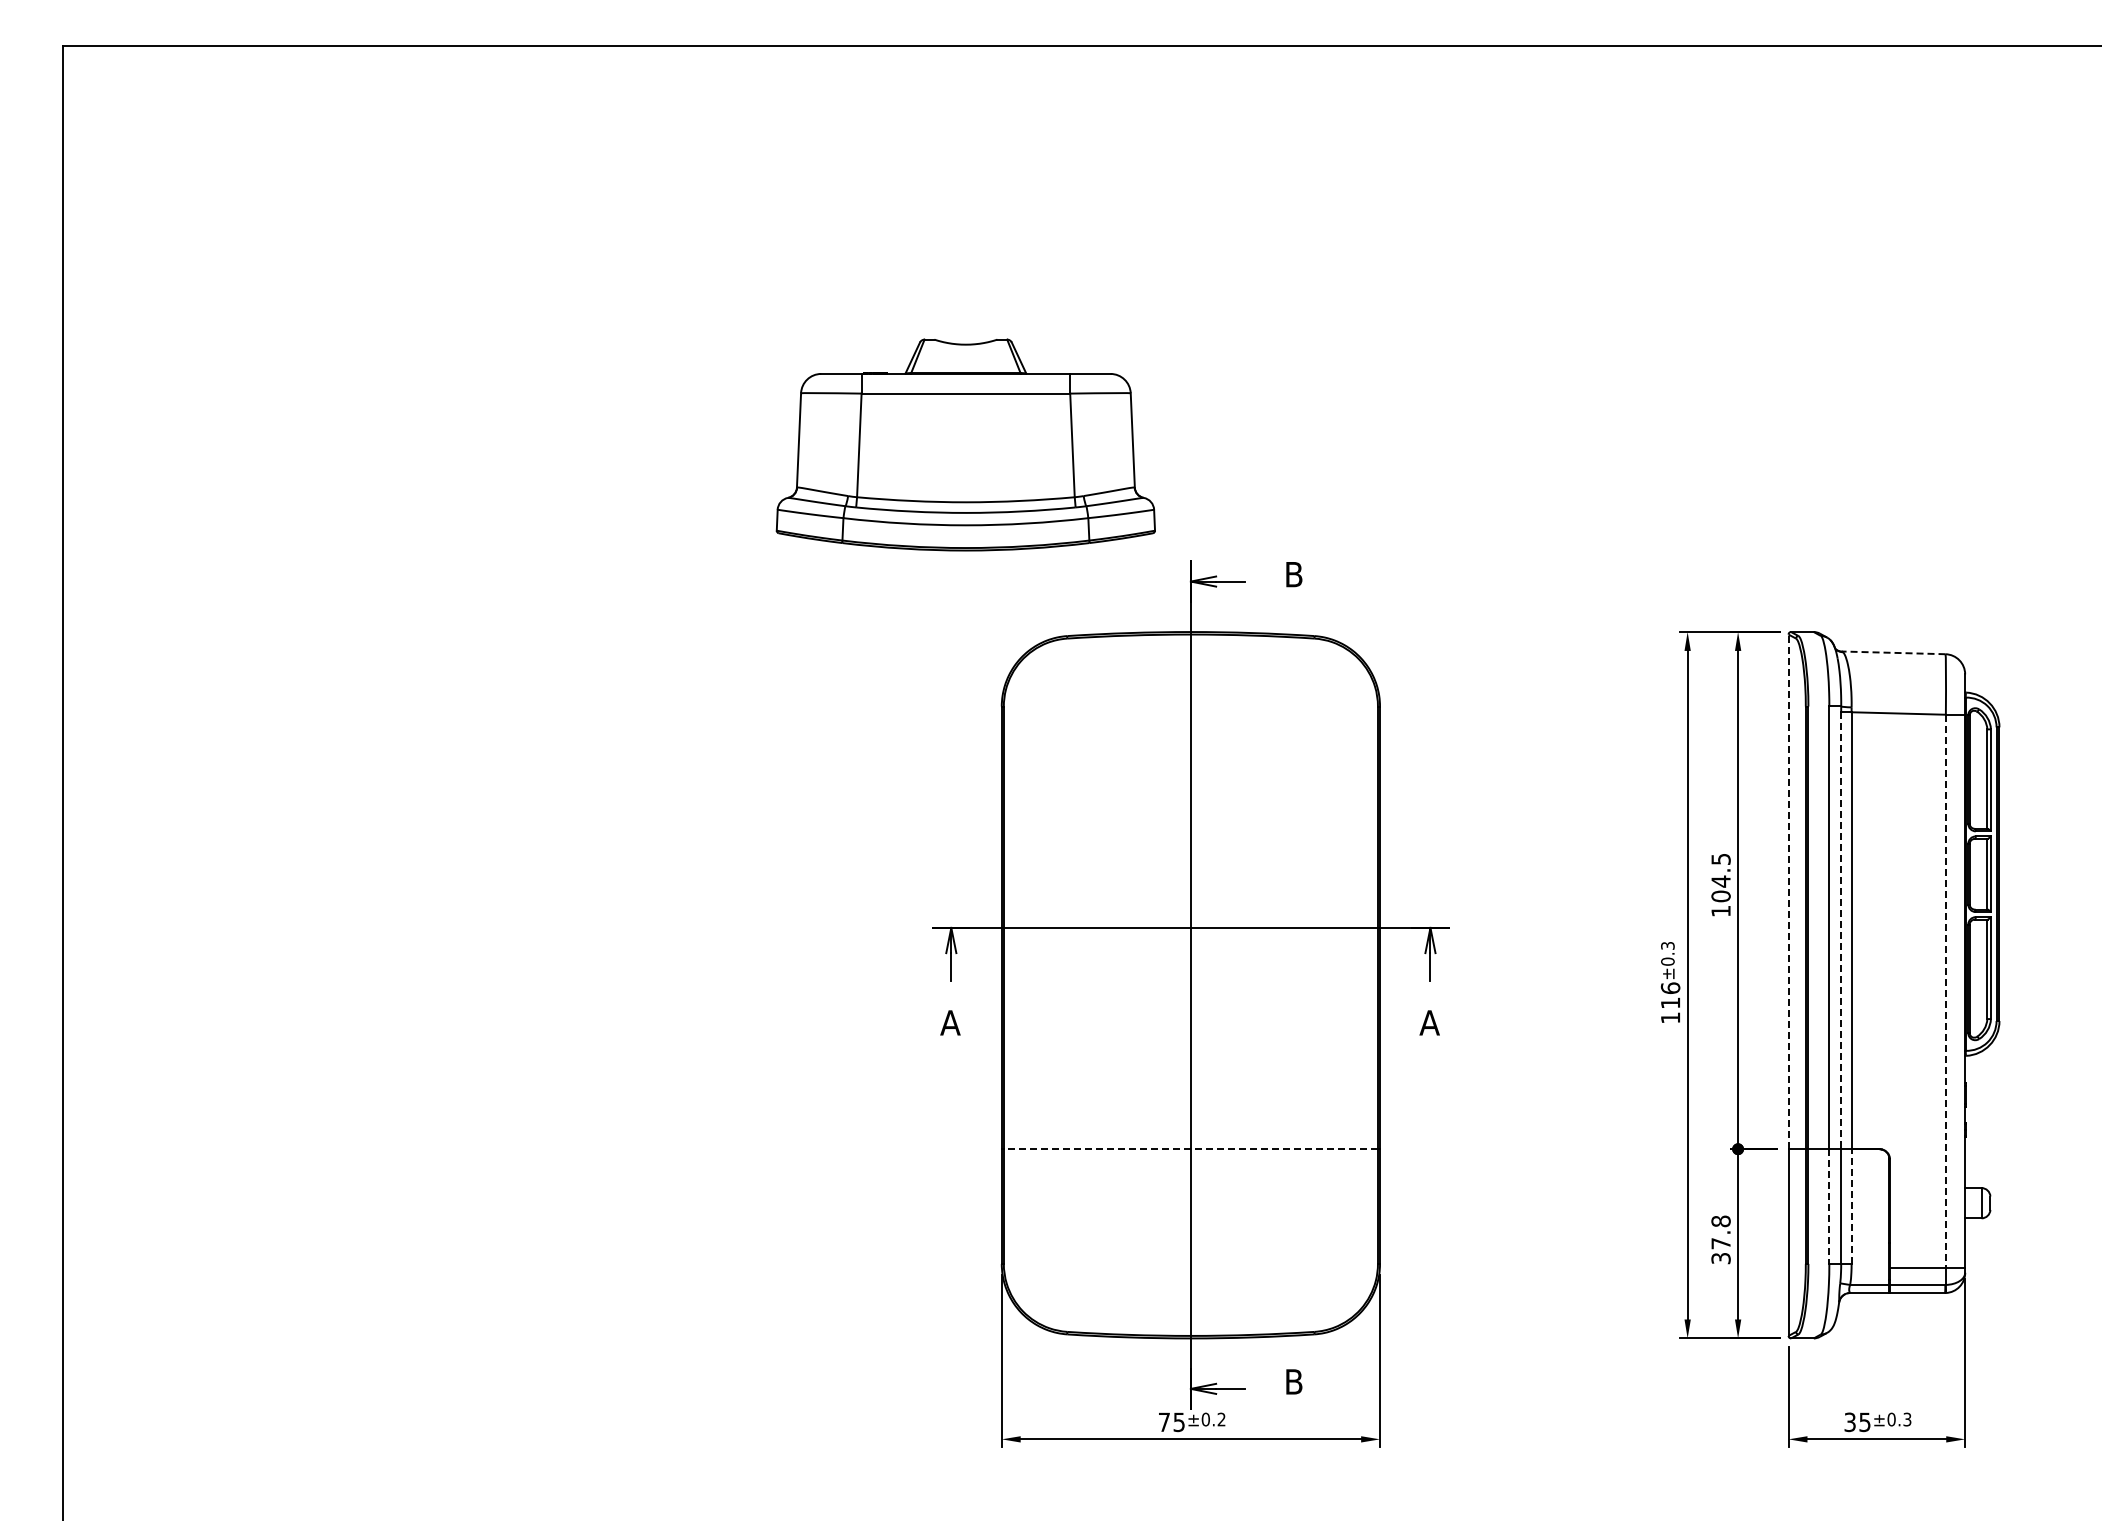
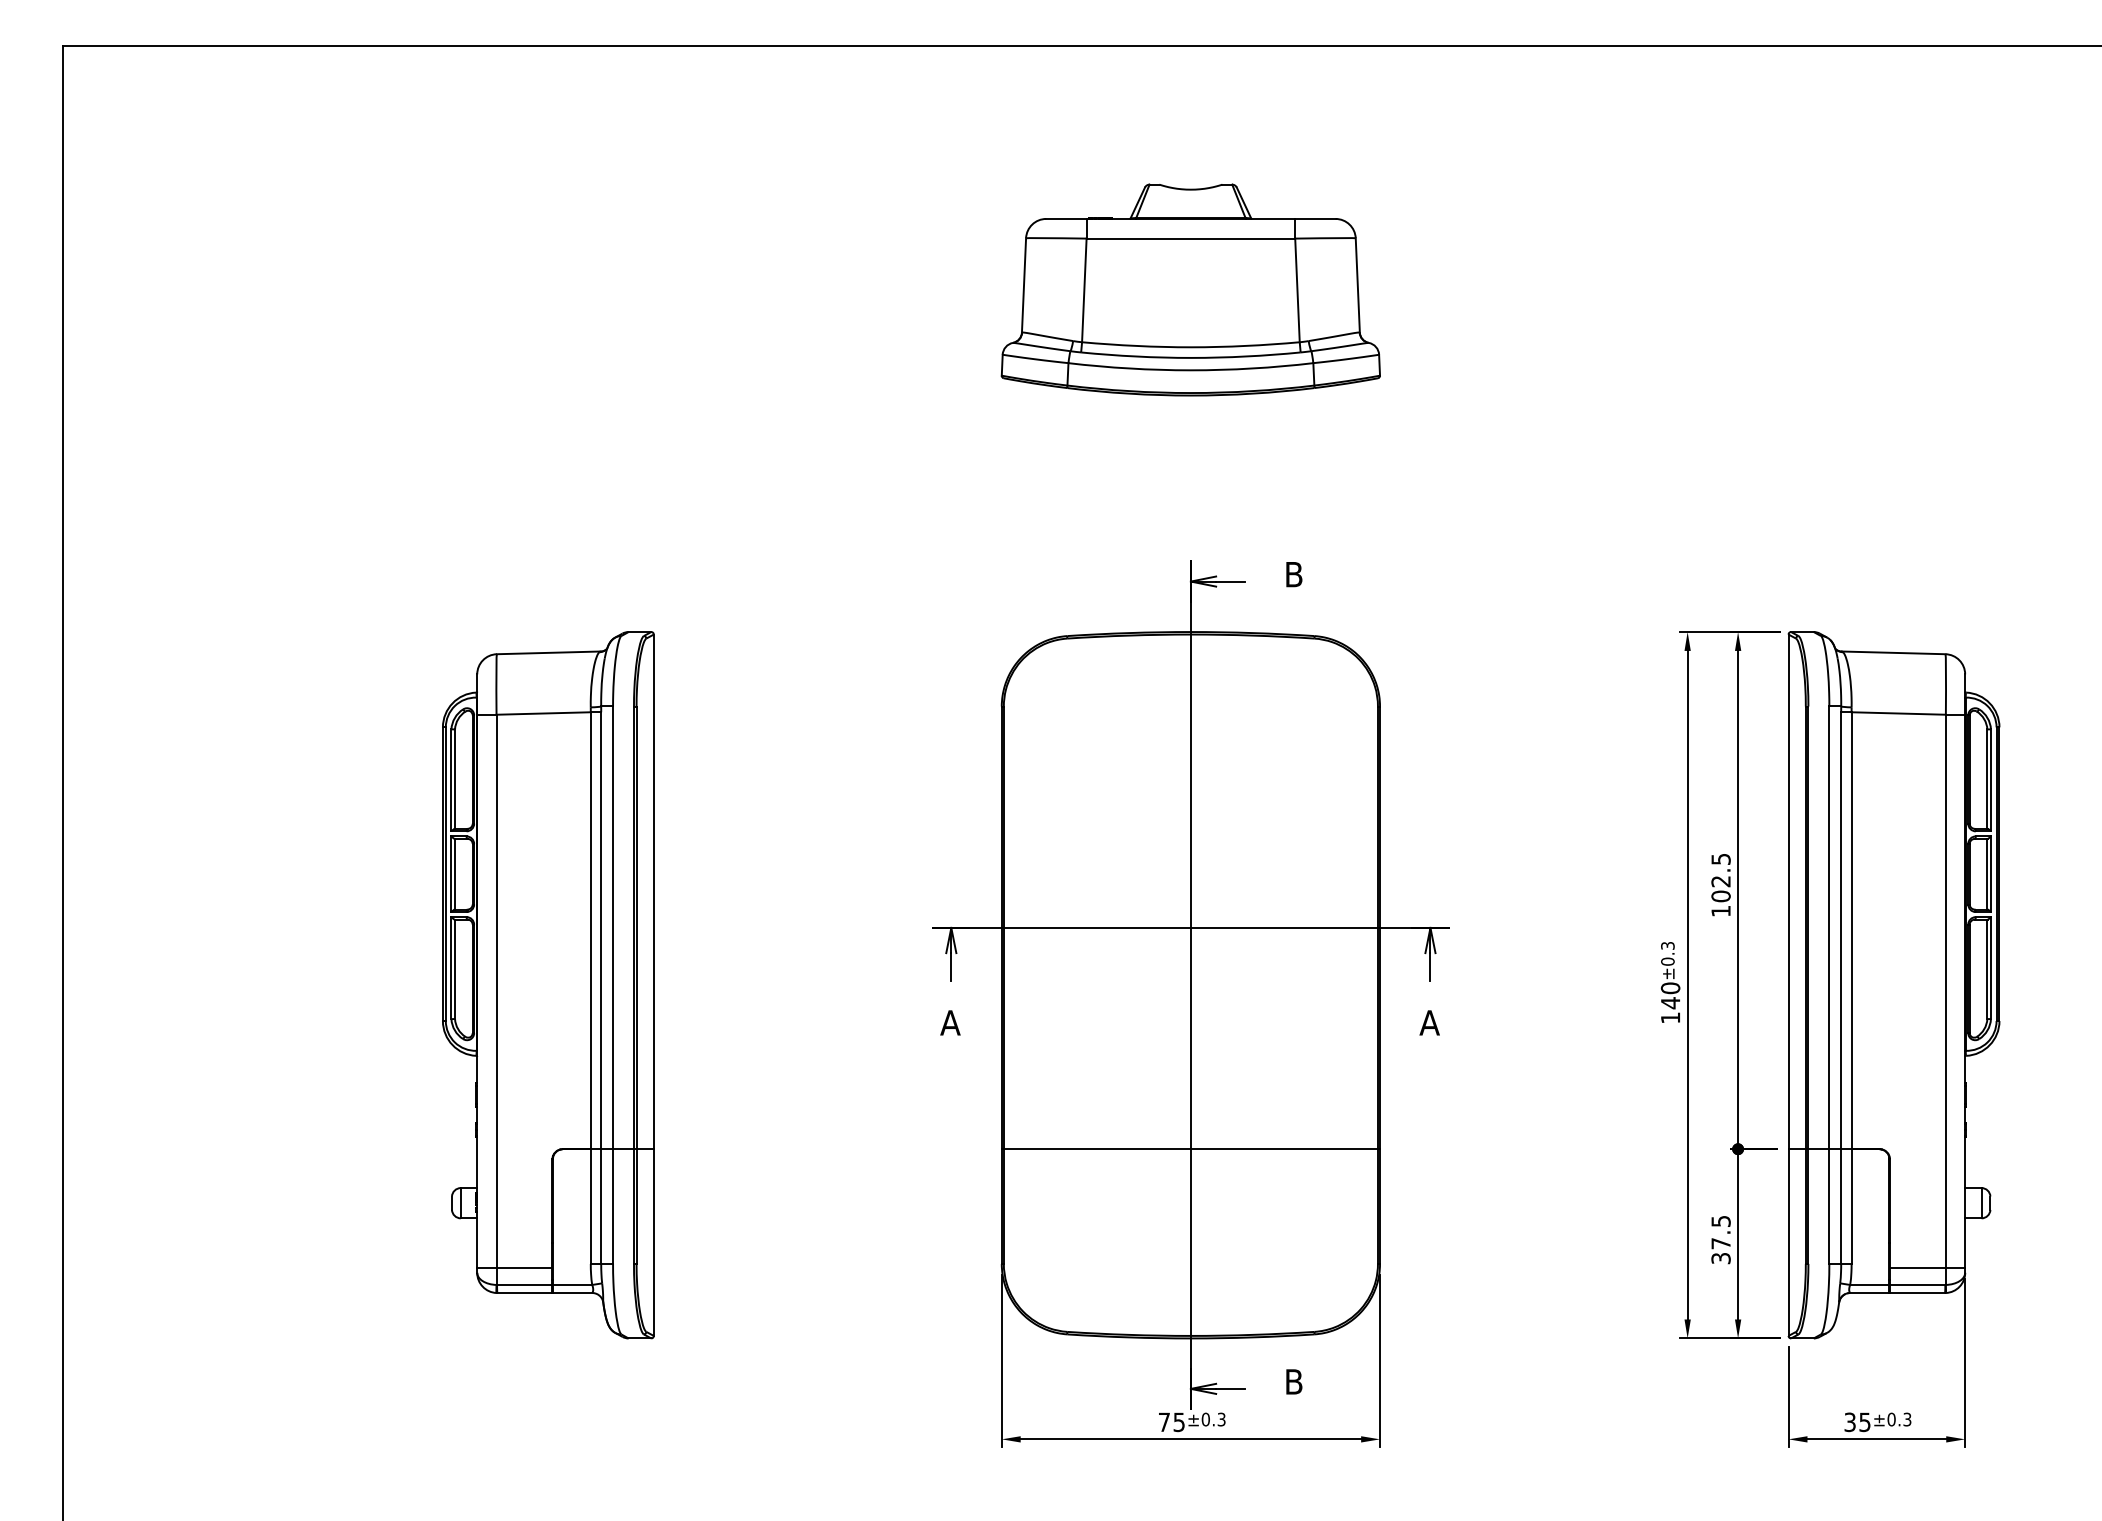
part position: (965, 444) -> (1190, 289) (1190, 289)
line: dashed -> solid (1893, 652)
text: 104.5 -> 102.5 (1720, 881)
line: dashed -> solid (1788, 891)
line: dashed -> solid (1841, 931)
part: none -> present (548, 985)
line: dashed -> solid (1945, 991)
text: 116 -> 140 (1670, 995)
line: dashed -> solid (1190, 1149)
line: dashed -> solid (1851, 1206)
line: dashed -> solid (1829, 1207)
text: 37.8 -> 37.5 (1720, 1221)
text: ±0.2 -> ±0.3 (1221, 1419)
